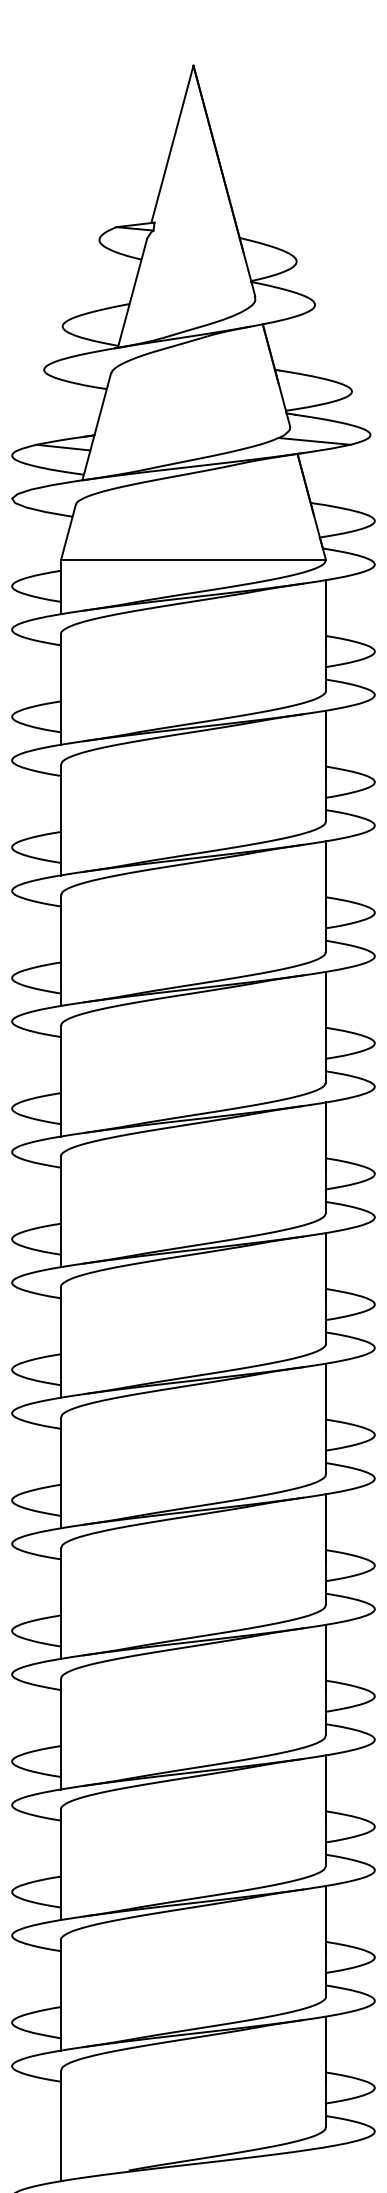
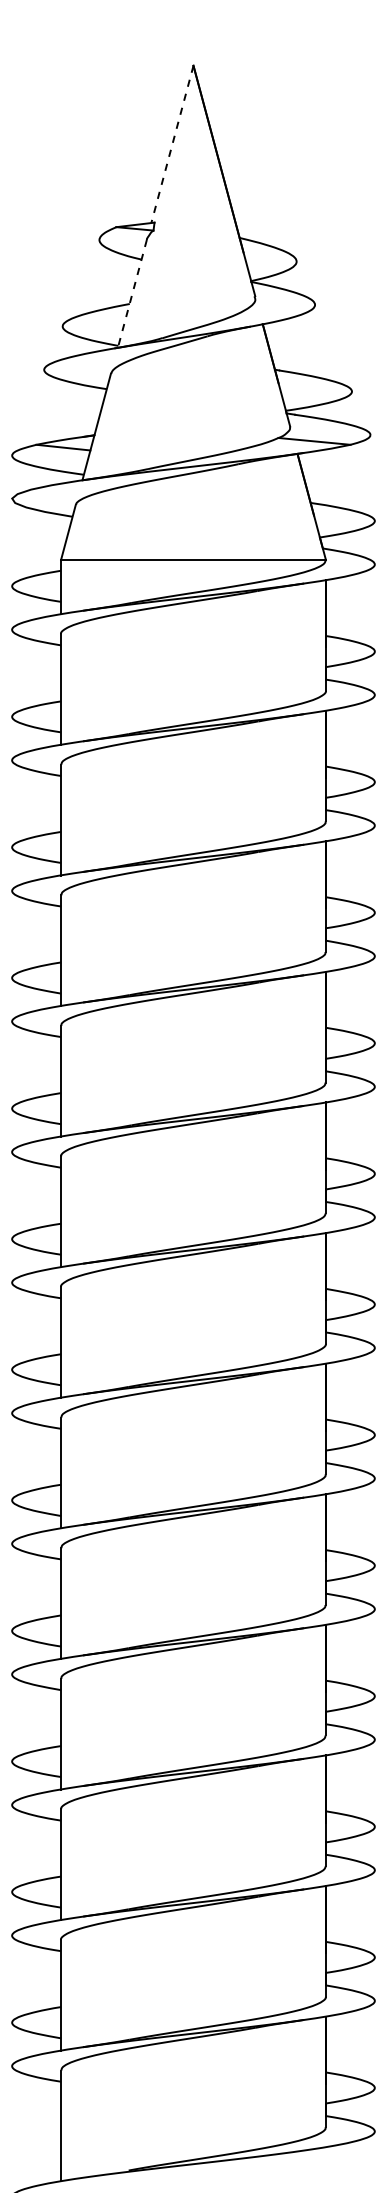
line: solid -> dashed (172, 144)
line: solid -> dashed (132, 293)
